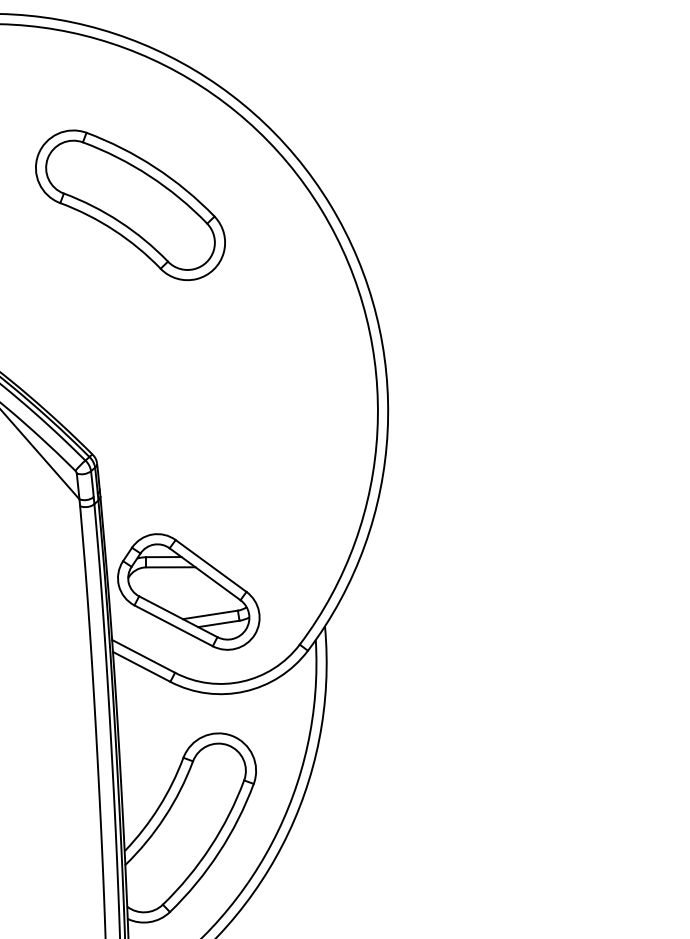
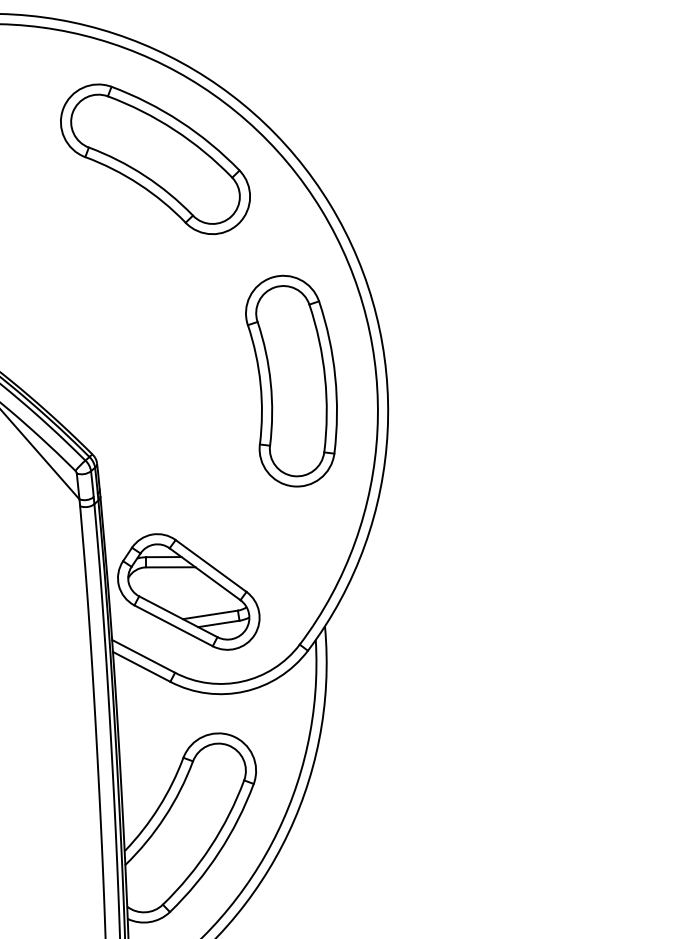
part position: (130, 204) -> (155, 158) (155, 158)
part: none -> present (291, 380)
